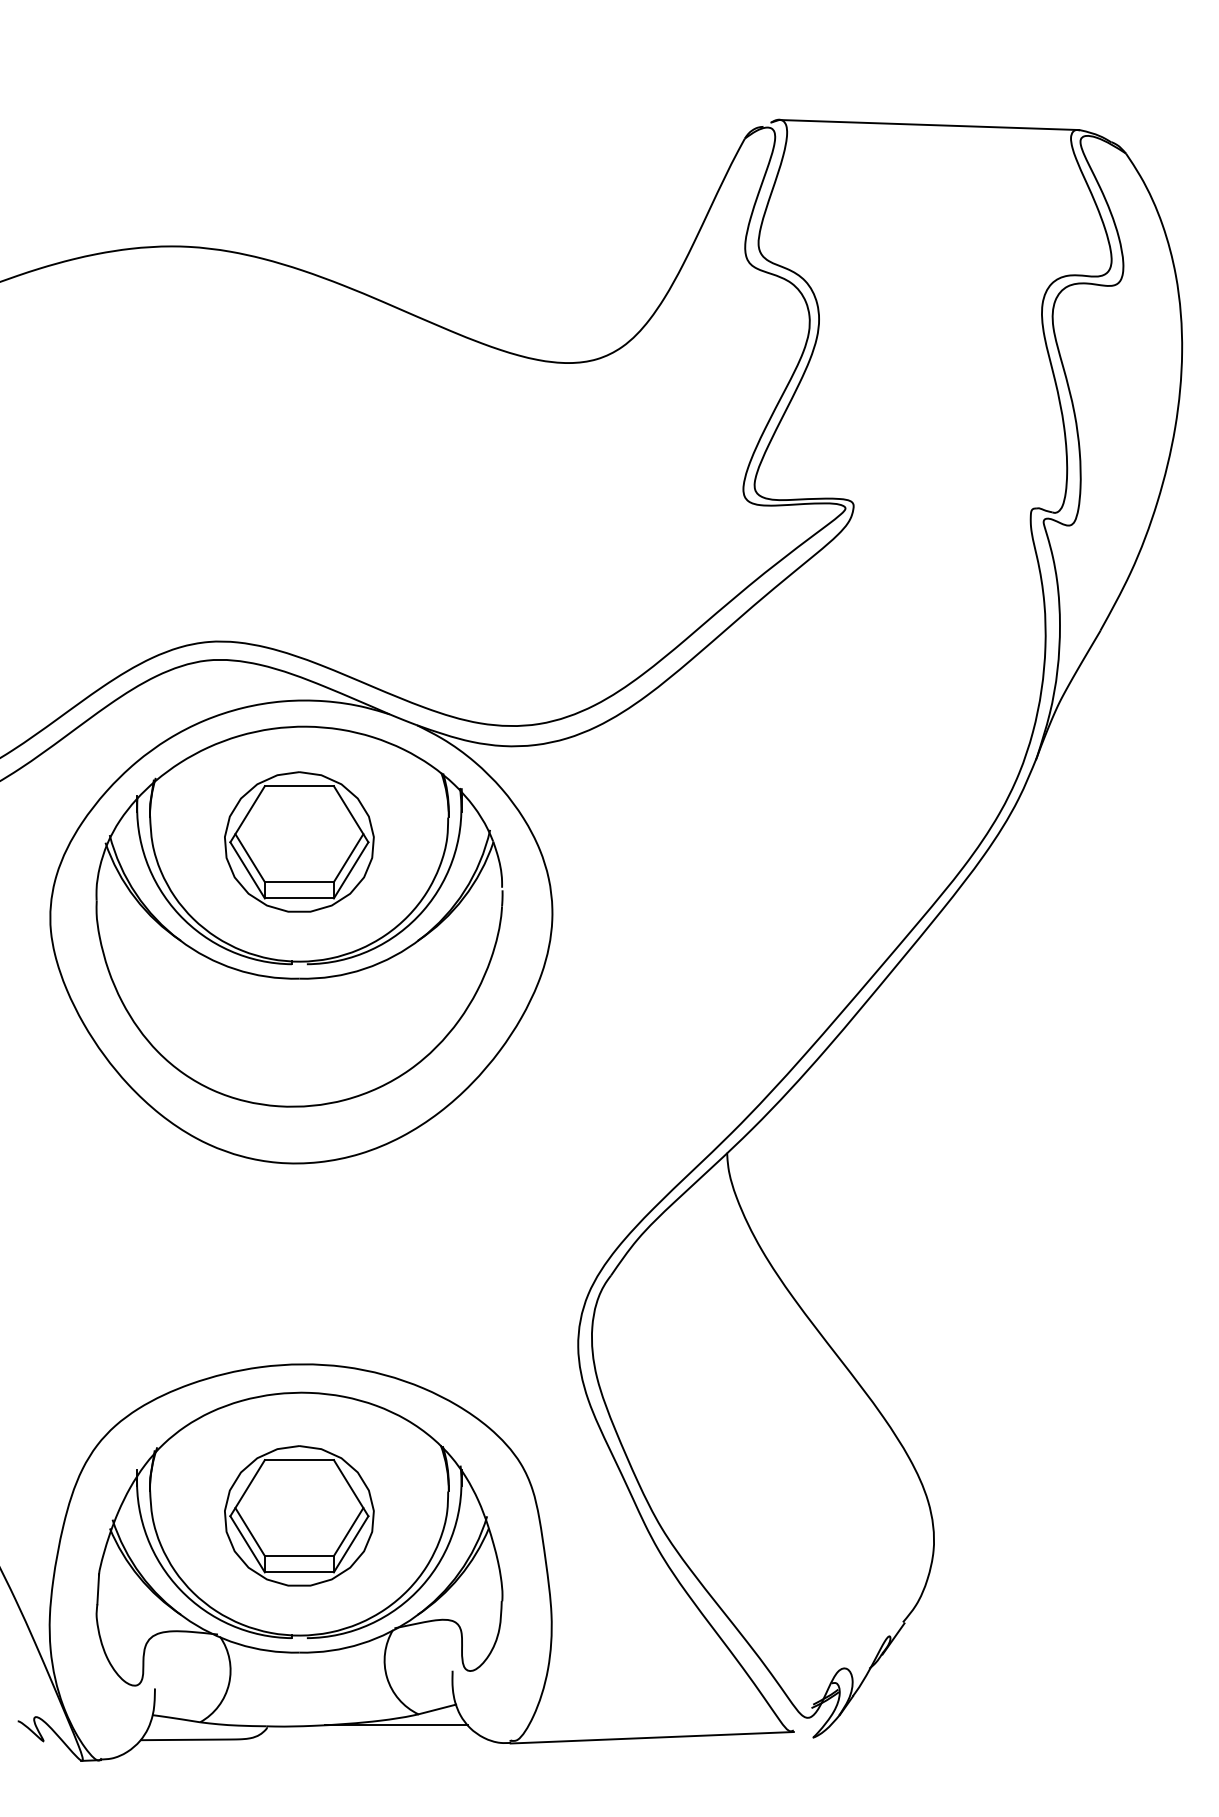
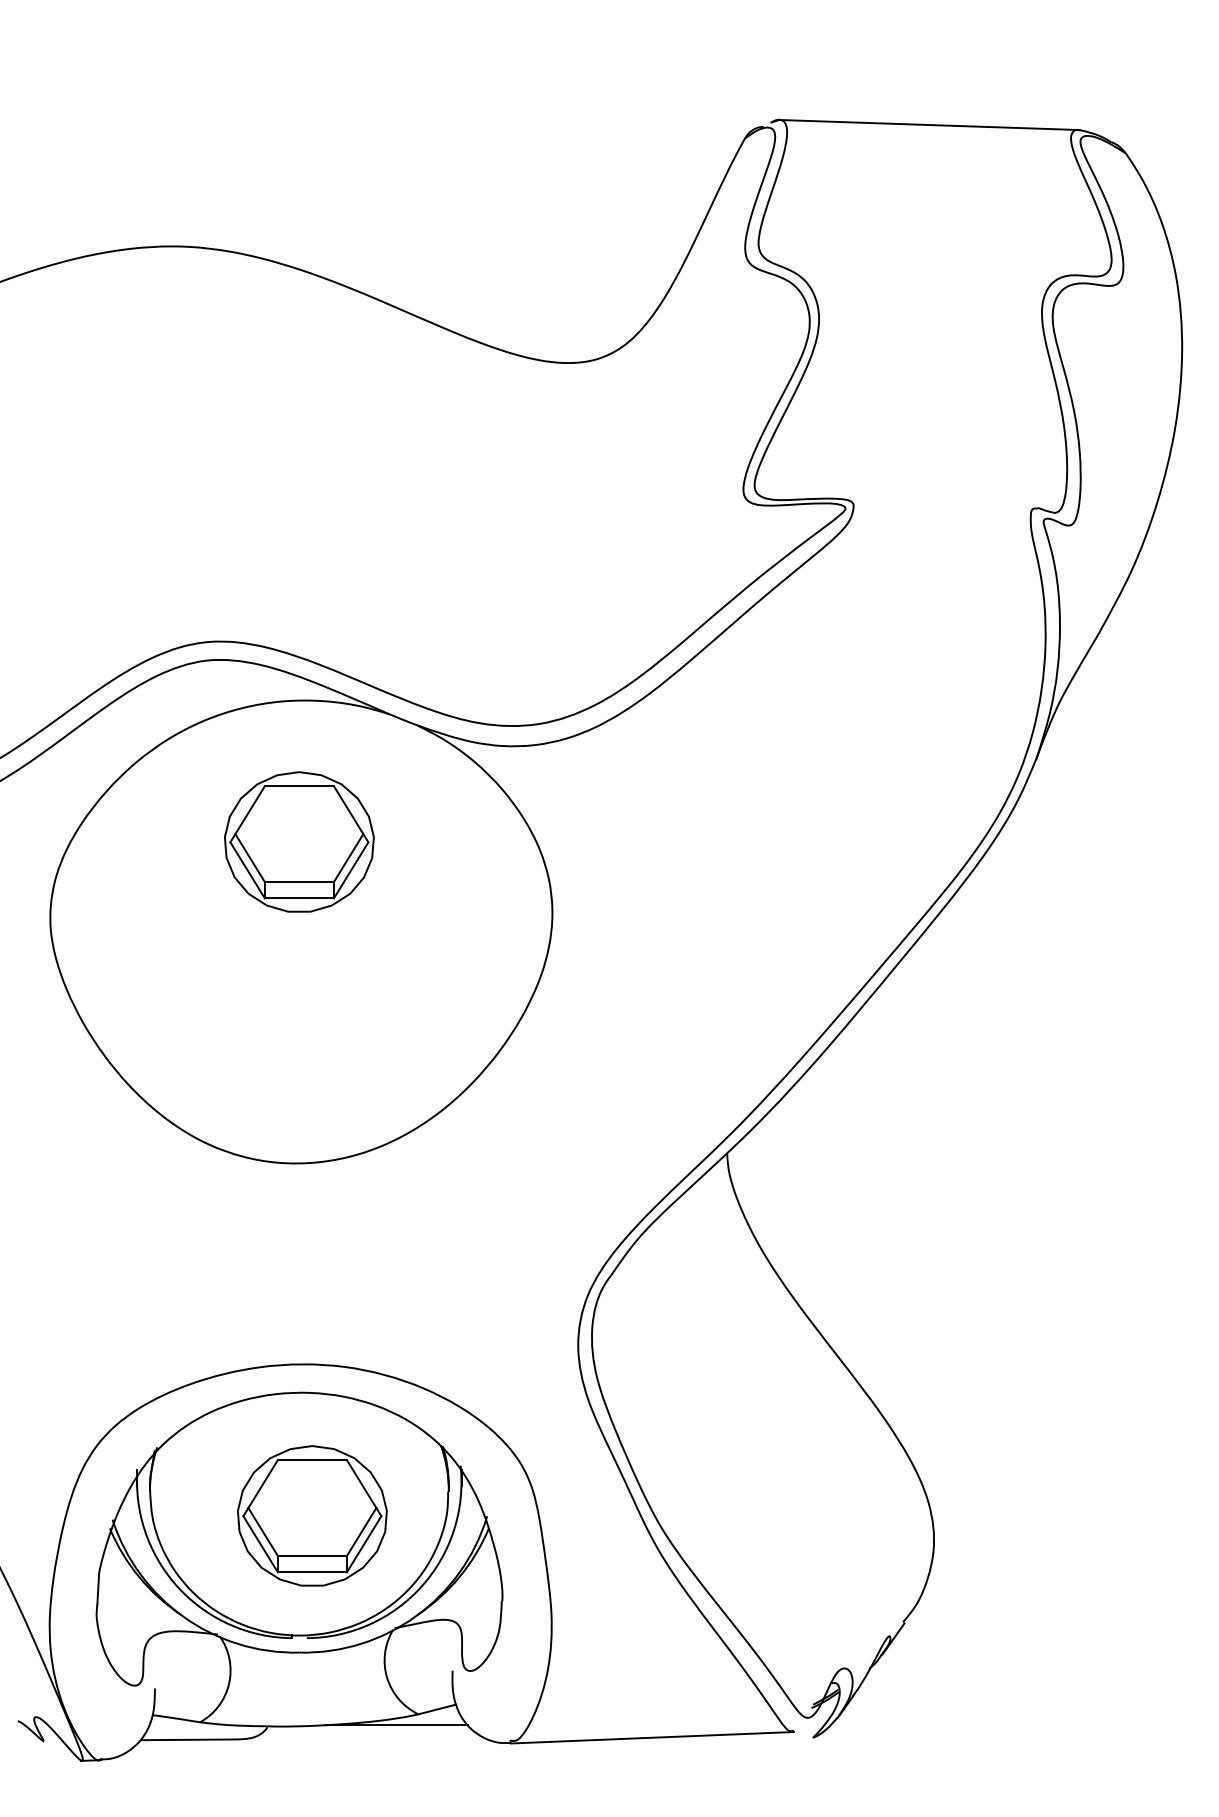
part: present -> none (299, 916)
part position: (299, 1515) -> (312, 1515) (312, 1515)
